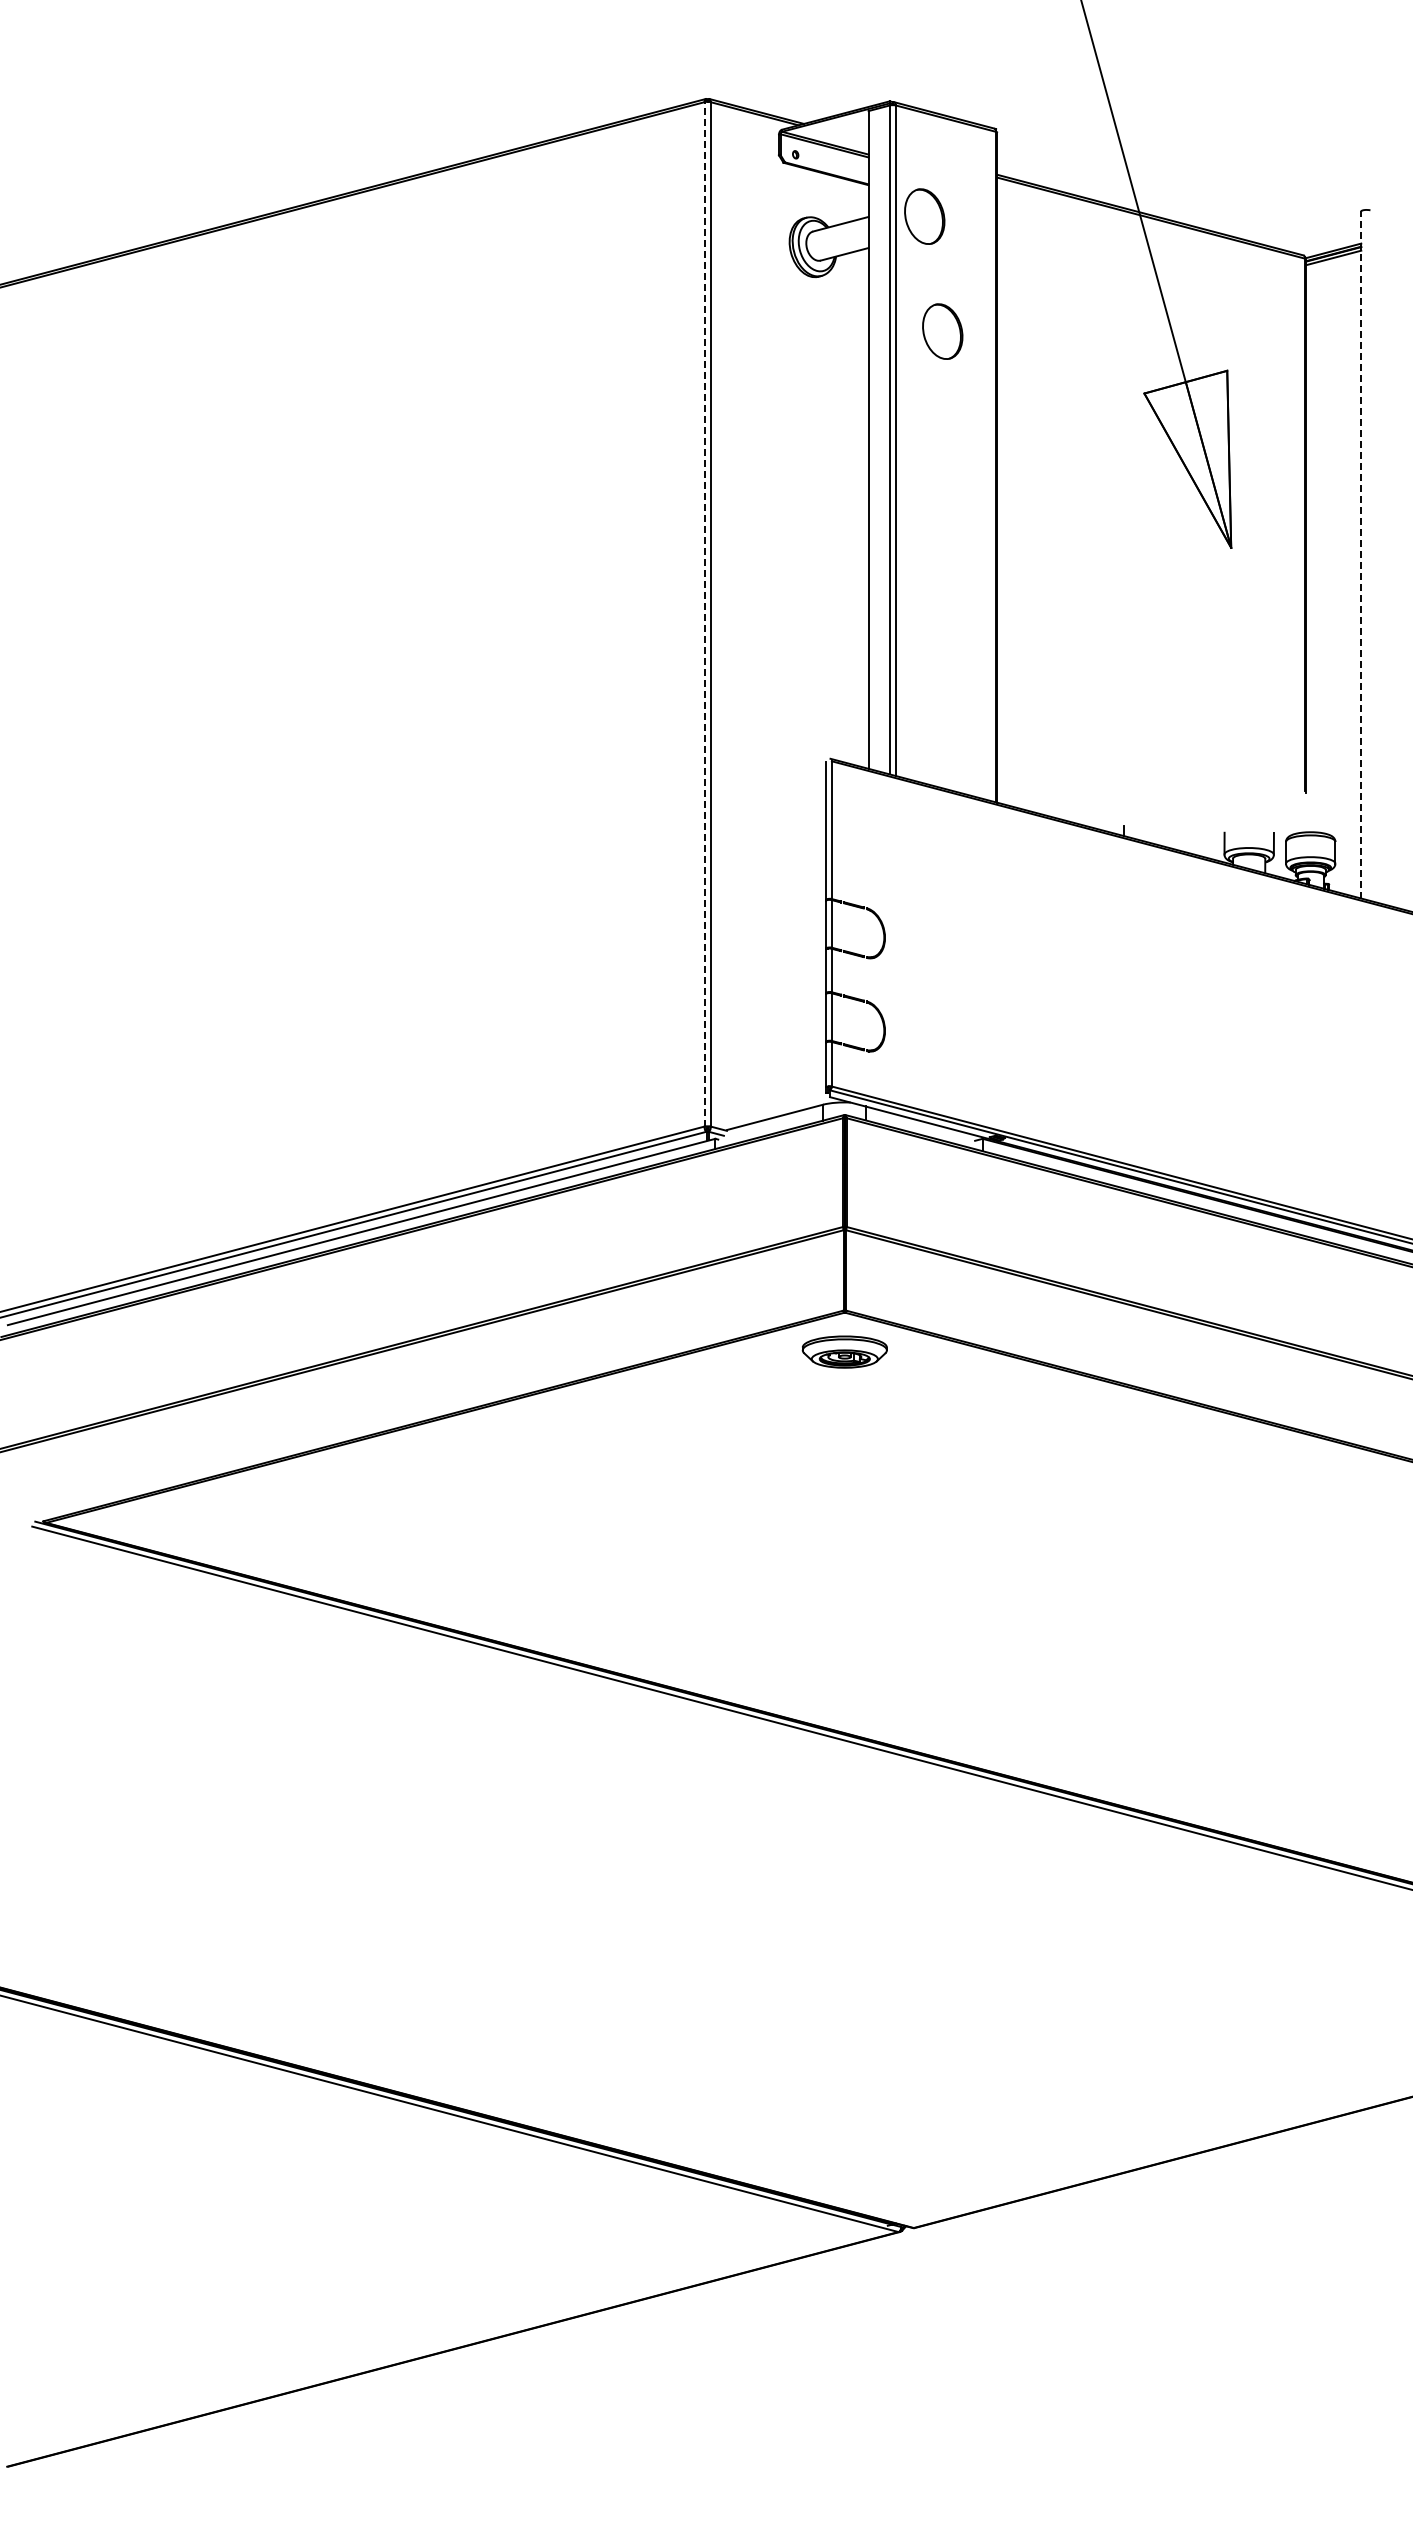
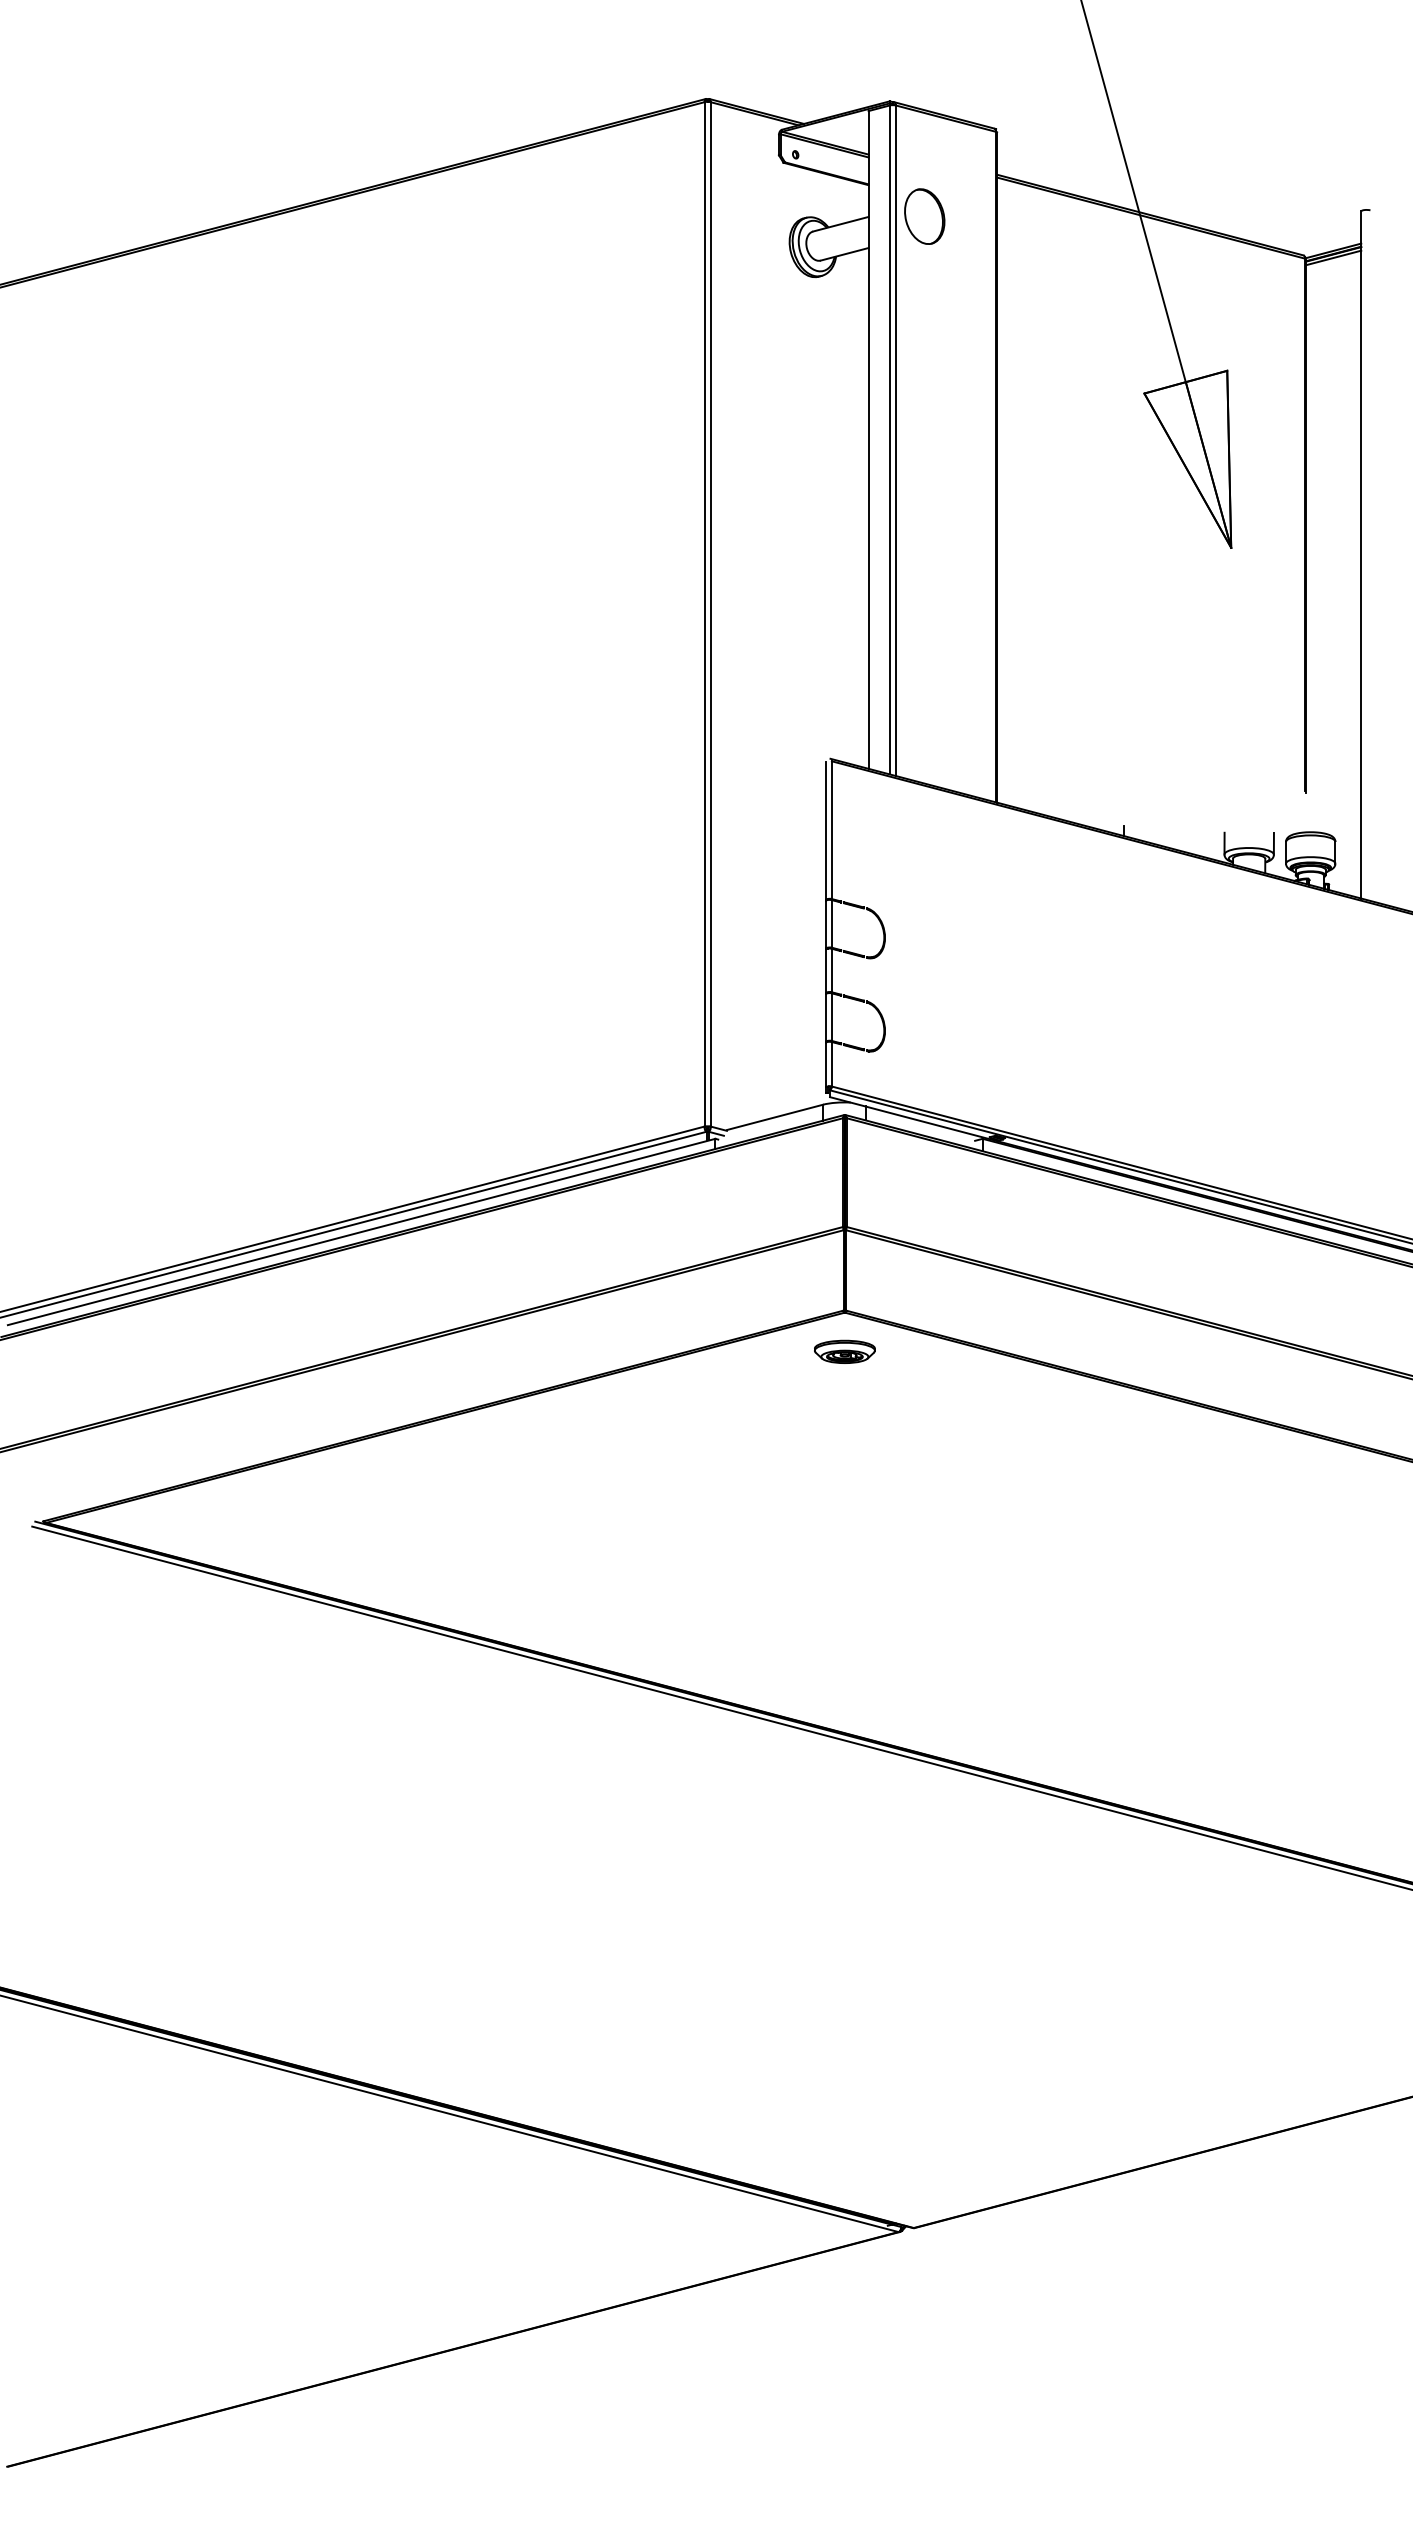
part: present -> none (942, 331)
line: dashed -> solid (1361, 554)
line: dashed -> solid (704, 613)
part size: 87x34 px -> 62x25 px (844, 1351)
